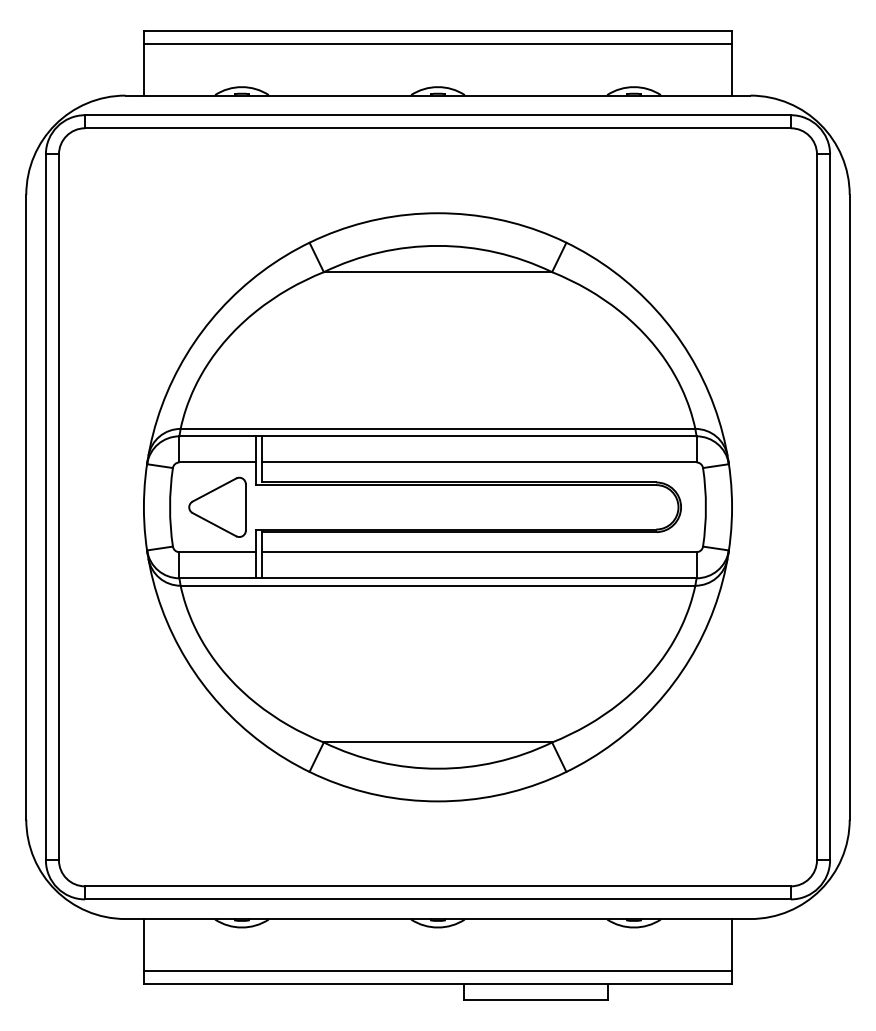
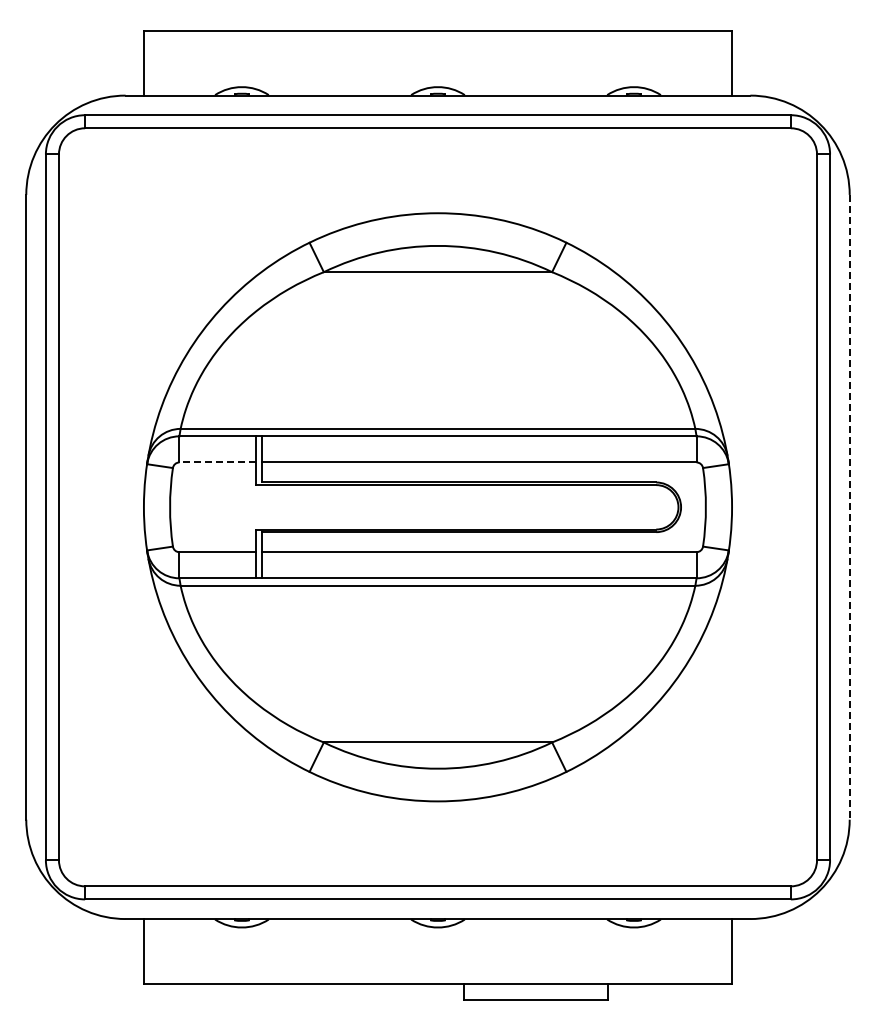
line: present -> none (437, 43)
line: solid -> dashed (217, 462)
part: present -> none (217, 506)
line: solid -> dashed (849, 507)
line: present -> none (437, 970)
